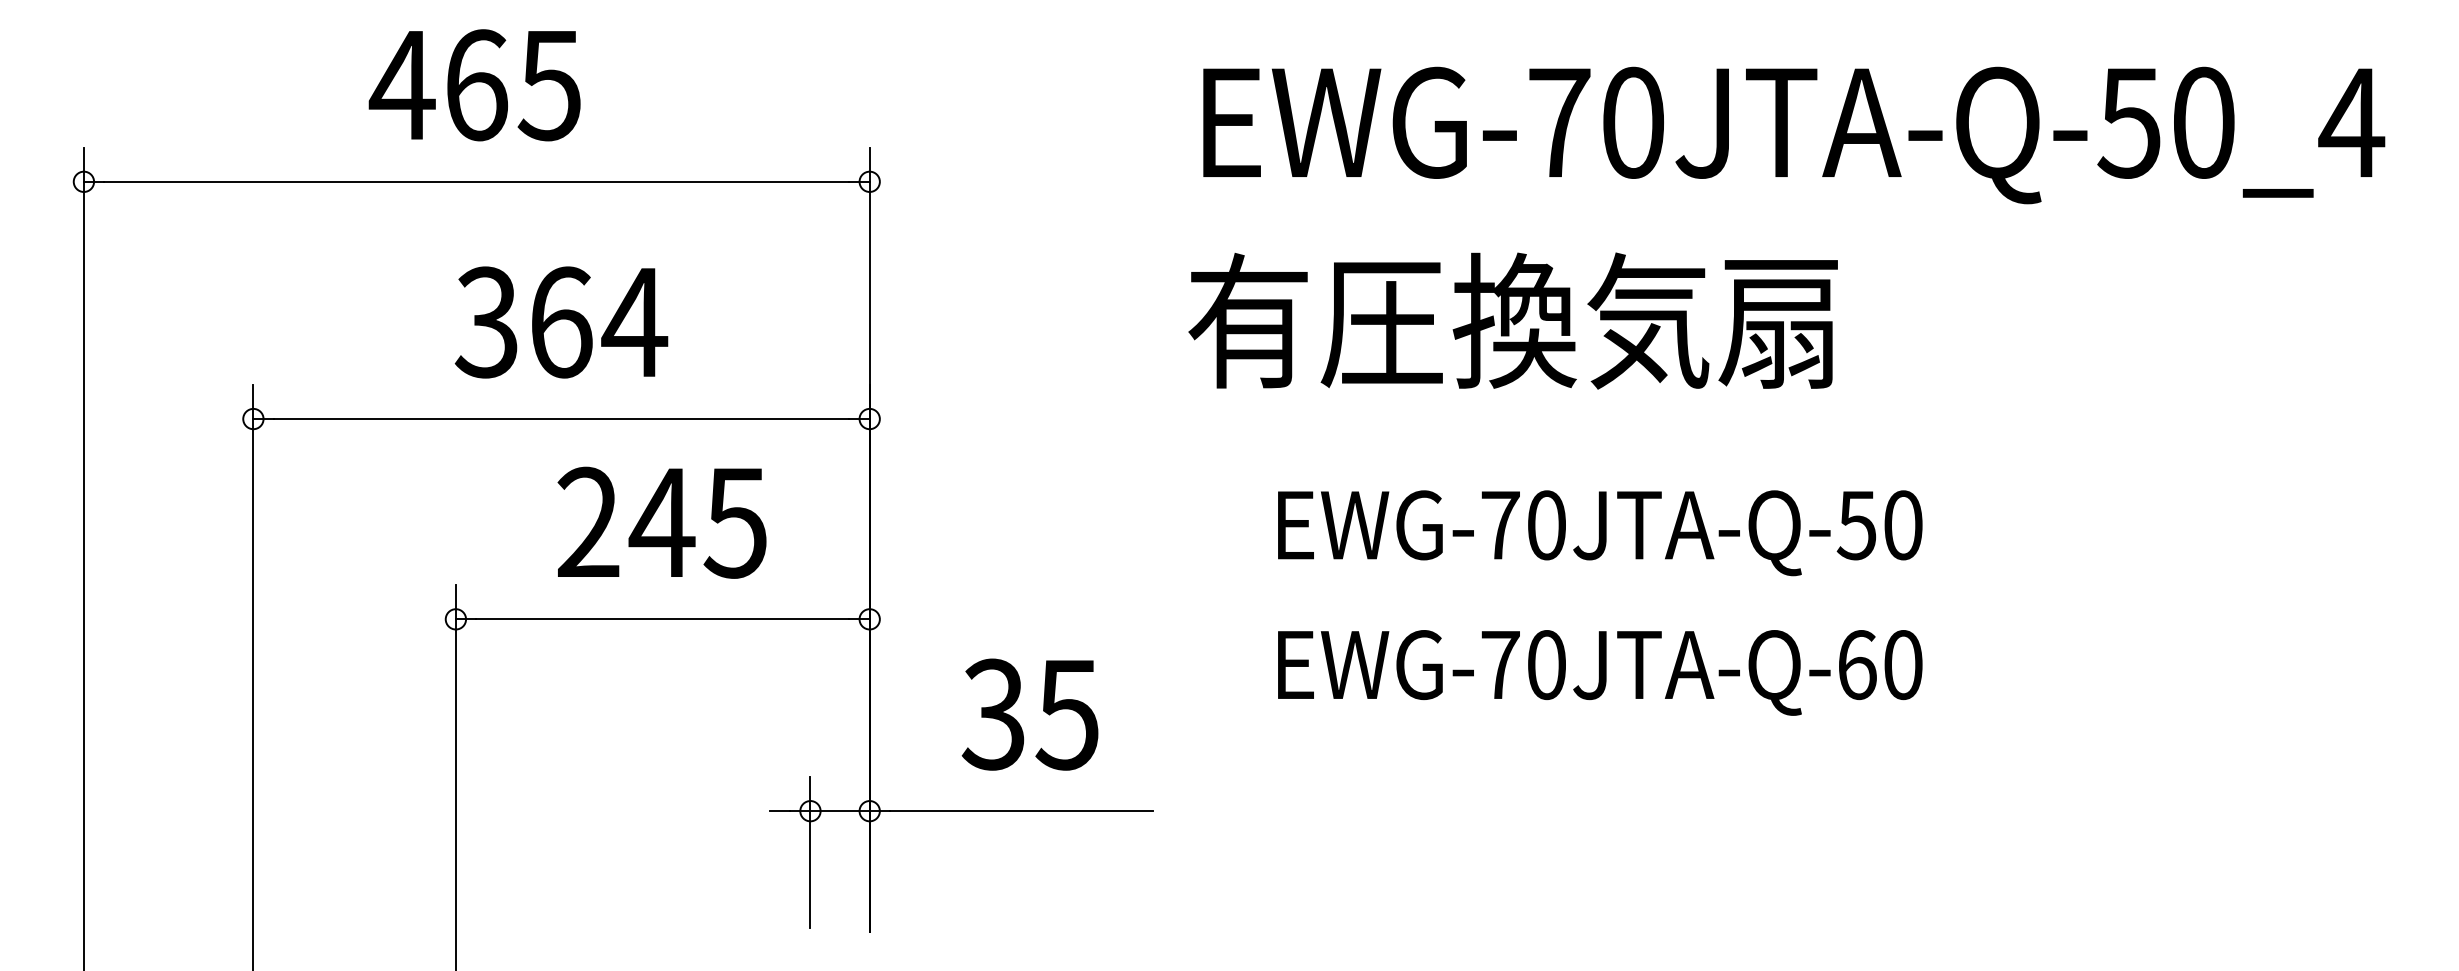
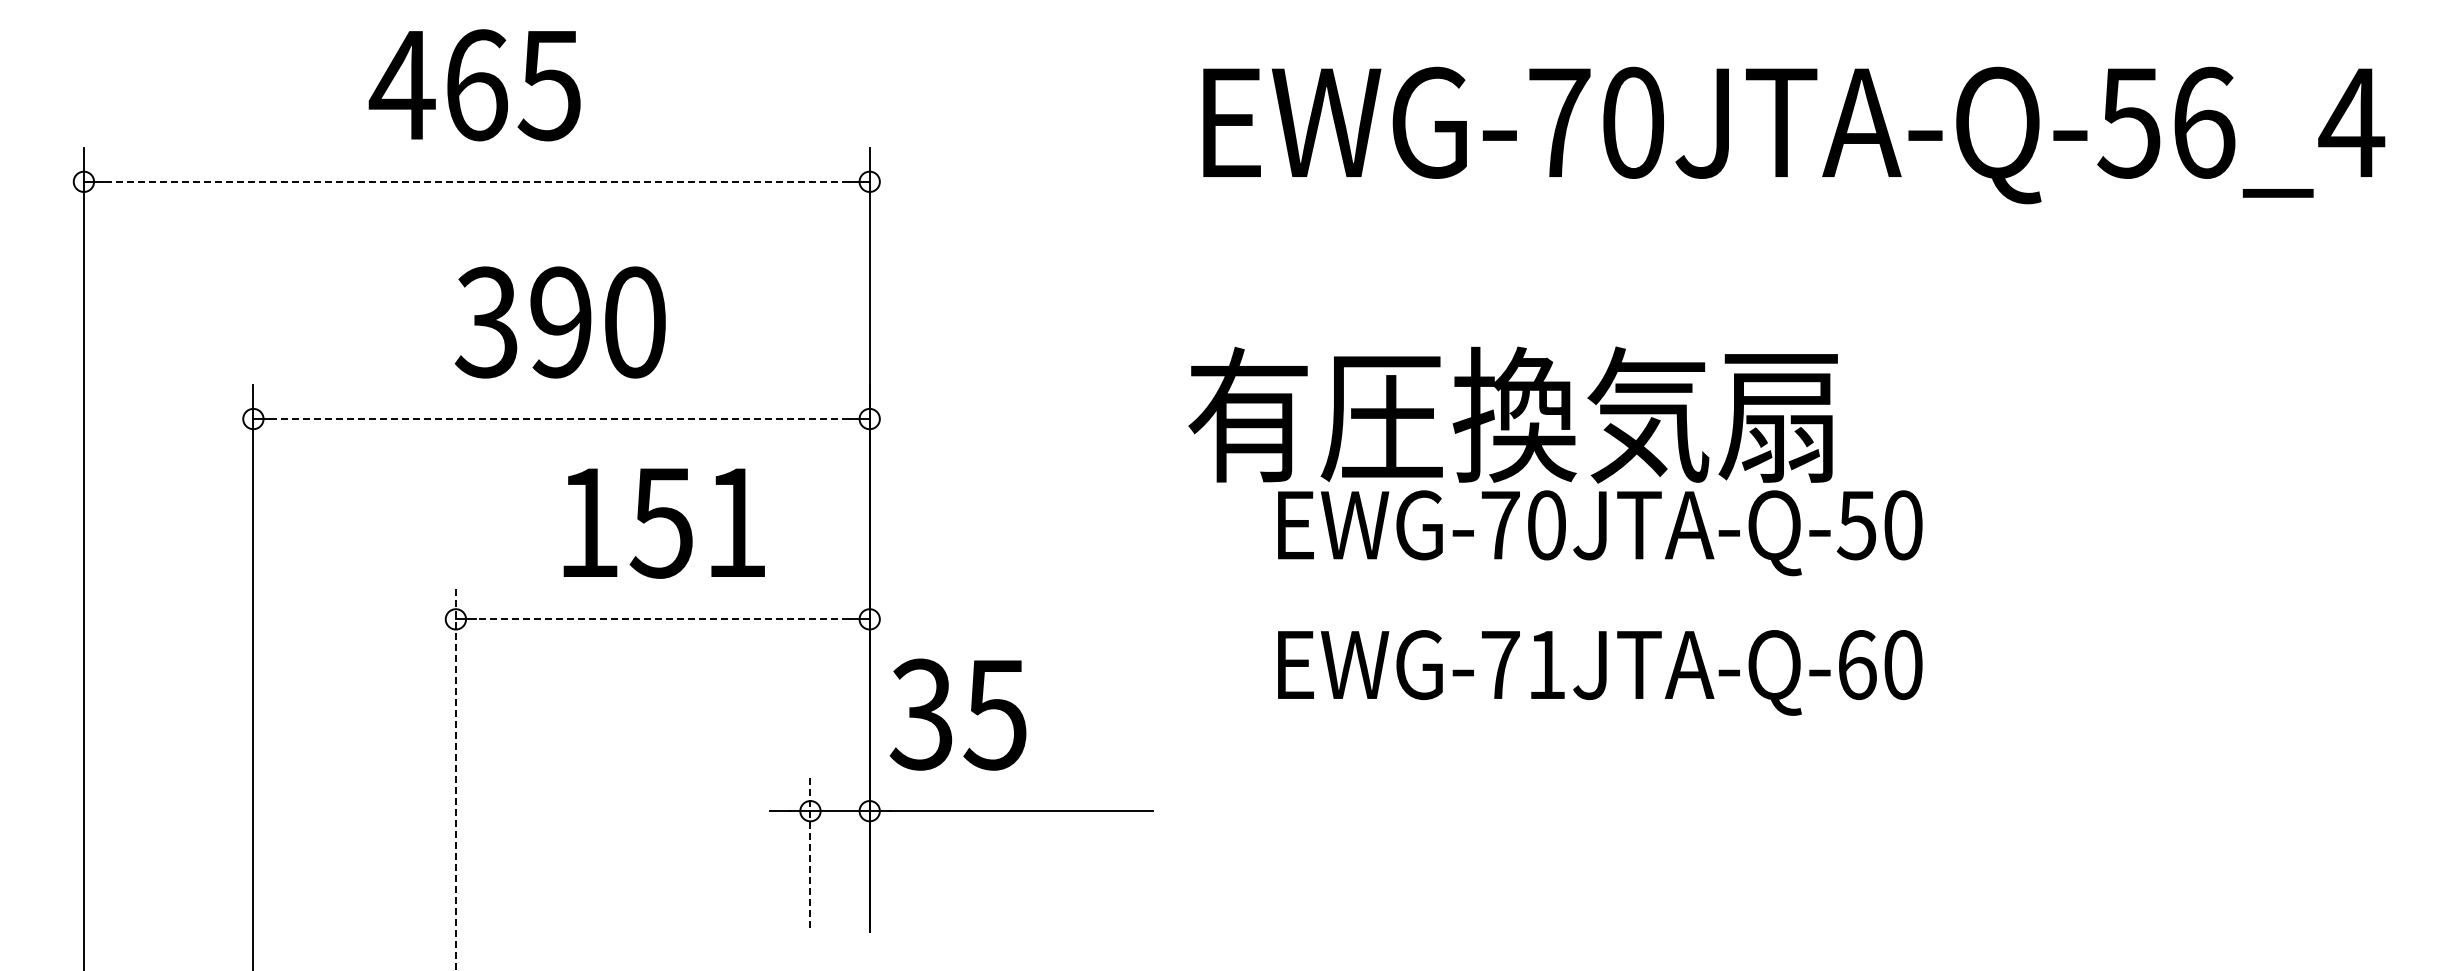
text: EWG-70JTA-Q-50_4 -> EWG-70JTA-Q-56_4 (2204, 122)
line: solid -> dashed (476, 181)
text position: (1512, 320) -> (1512, 414) (1512, 414)
text: 364 -> 390 (599, 322)
line: solid -> dashed (561, 419)
text: 245 -> 151 (661, 522)
line: solid -> dashed (662, 619)
text: EWG-70JTA-Q-60 -> EWG-71JTA-Q-60 (1546, 665)
text position: (1029, 714) -> (957, 714) (957, 714)
line: solid -> dashed (455, 777)
line: solid -> dashed (810, 852)
